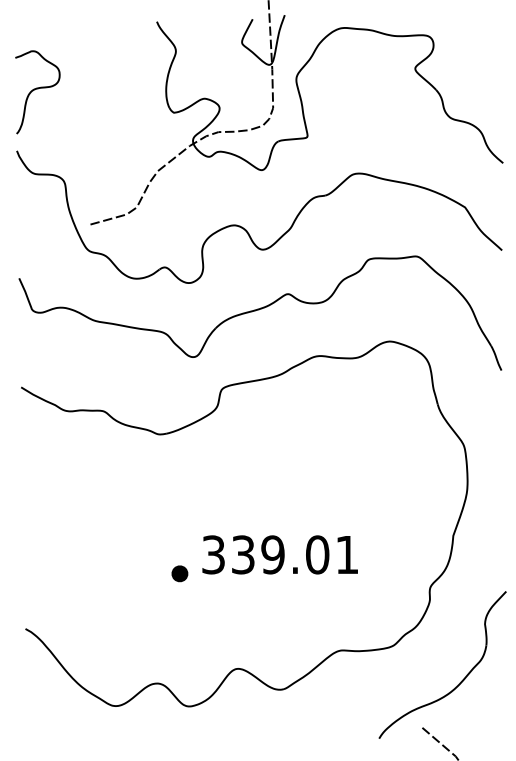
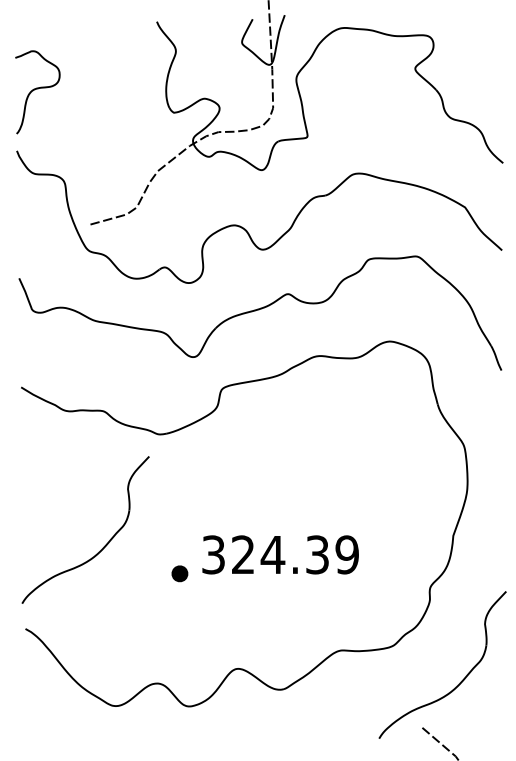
part: none -> present (103, 546)
text: 339.01 -> 324.39 (295, 554)
